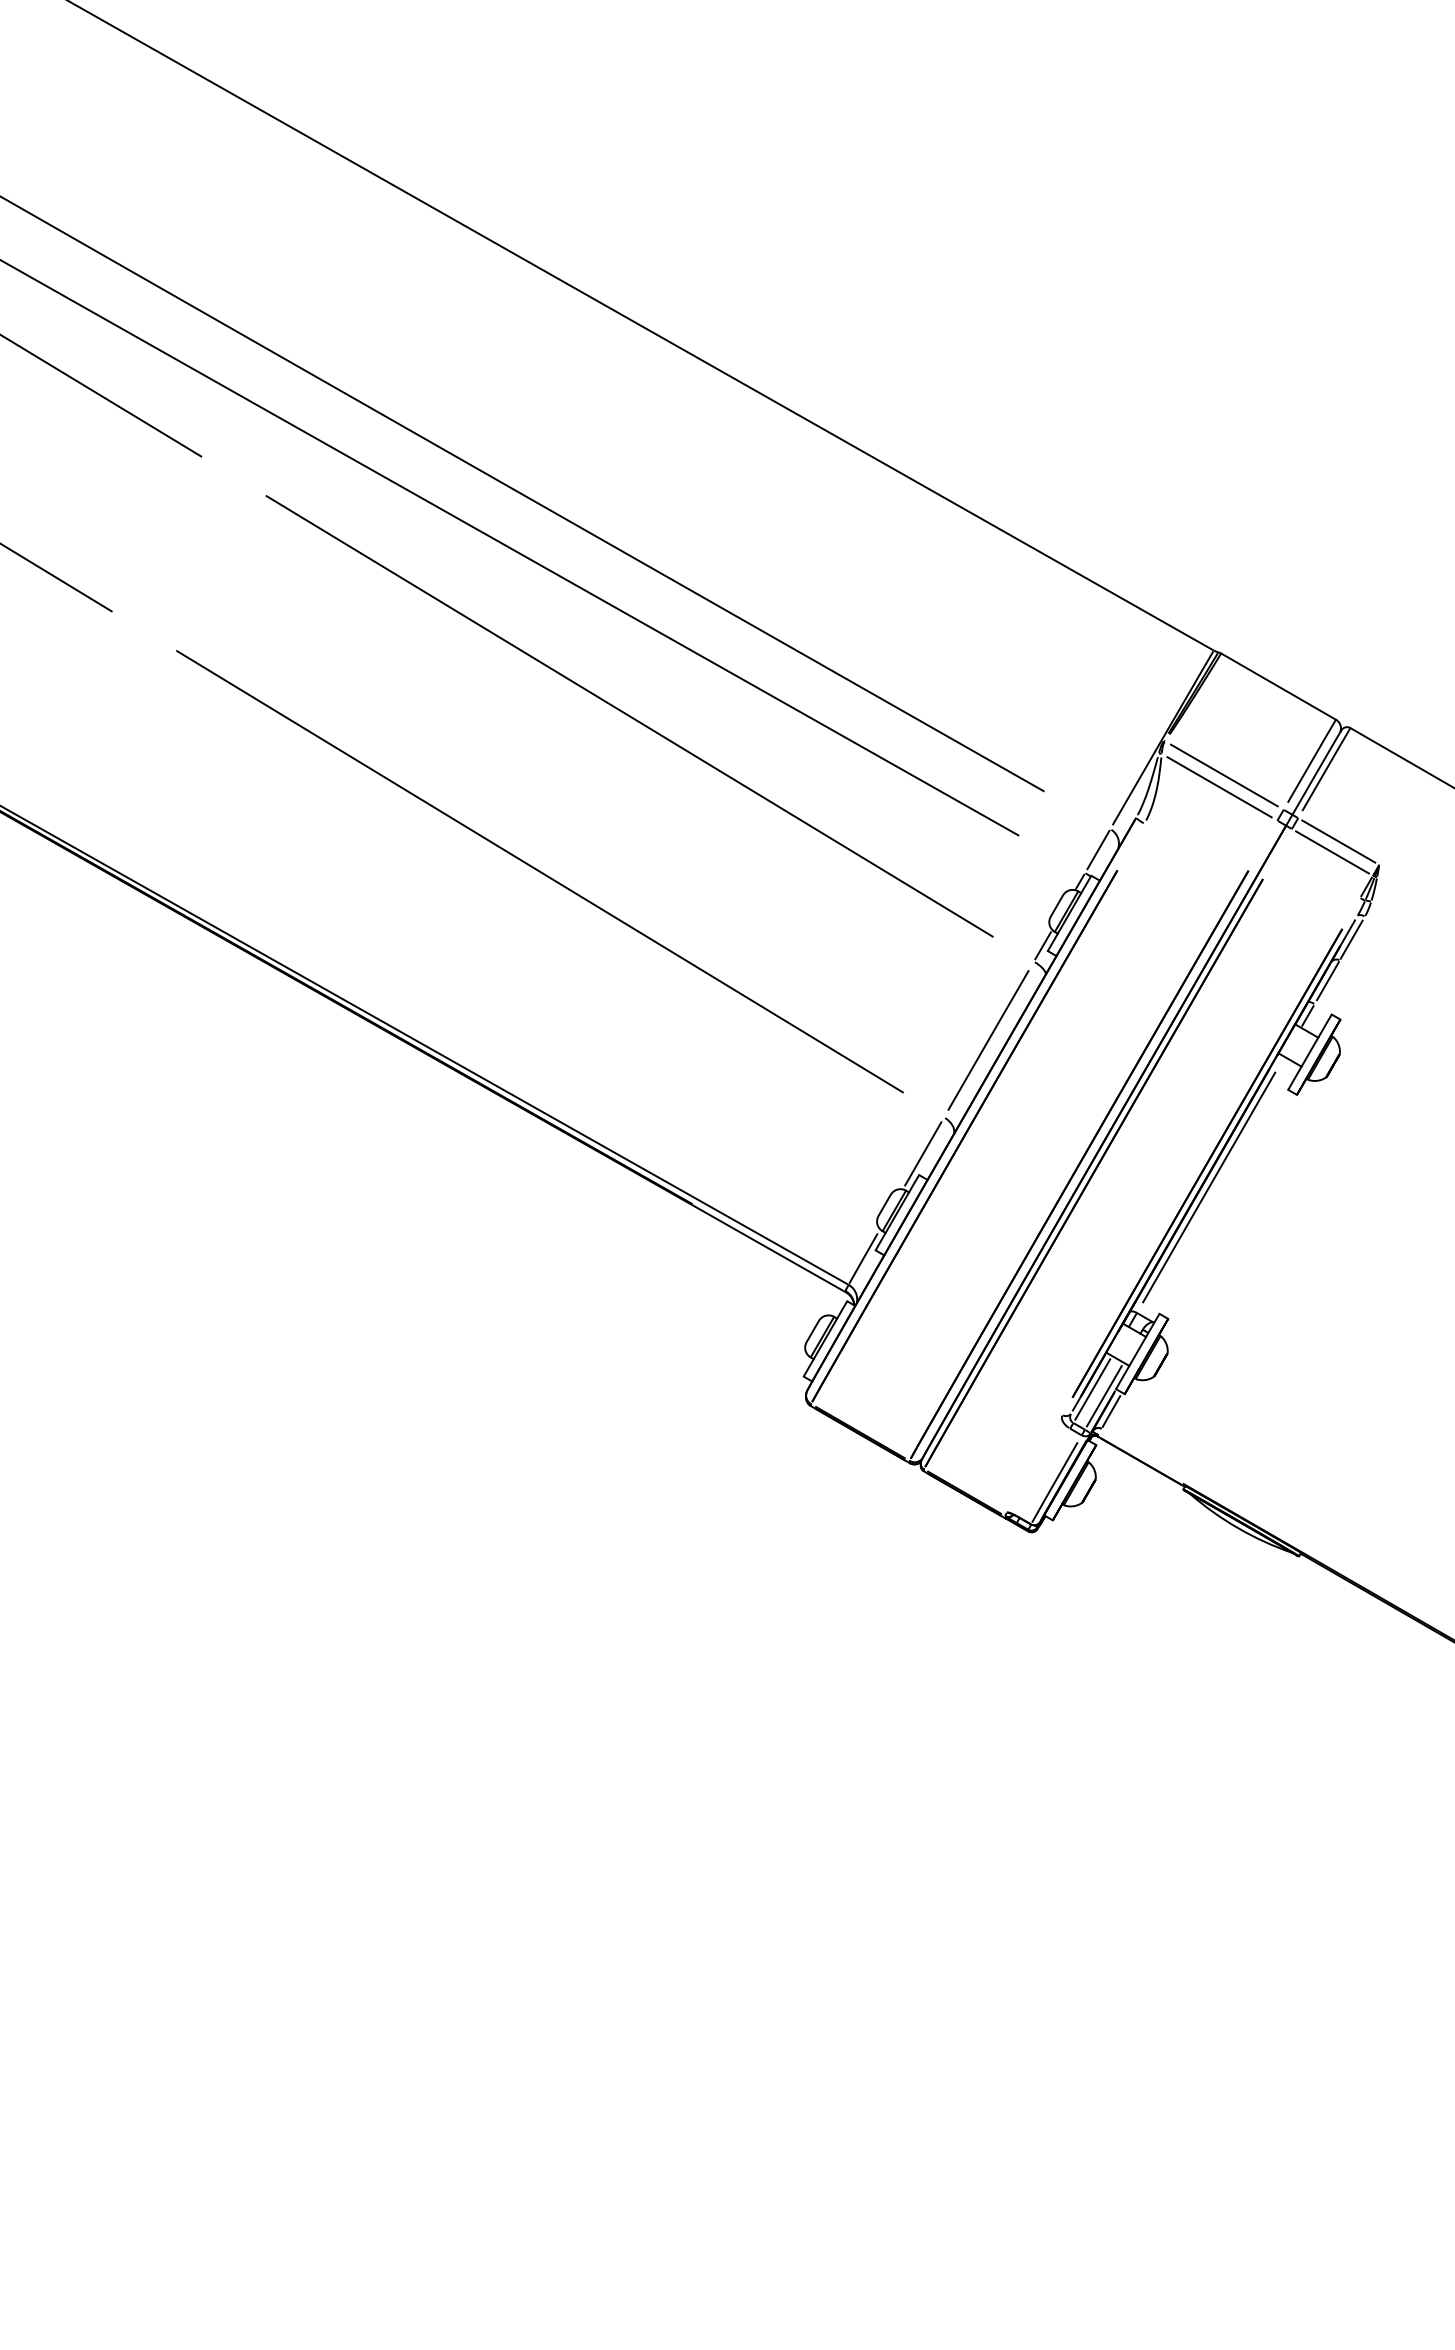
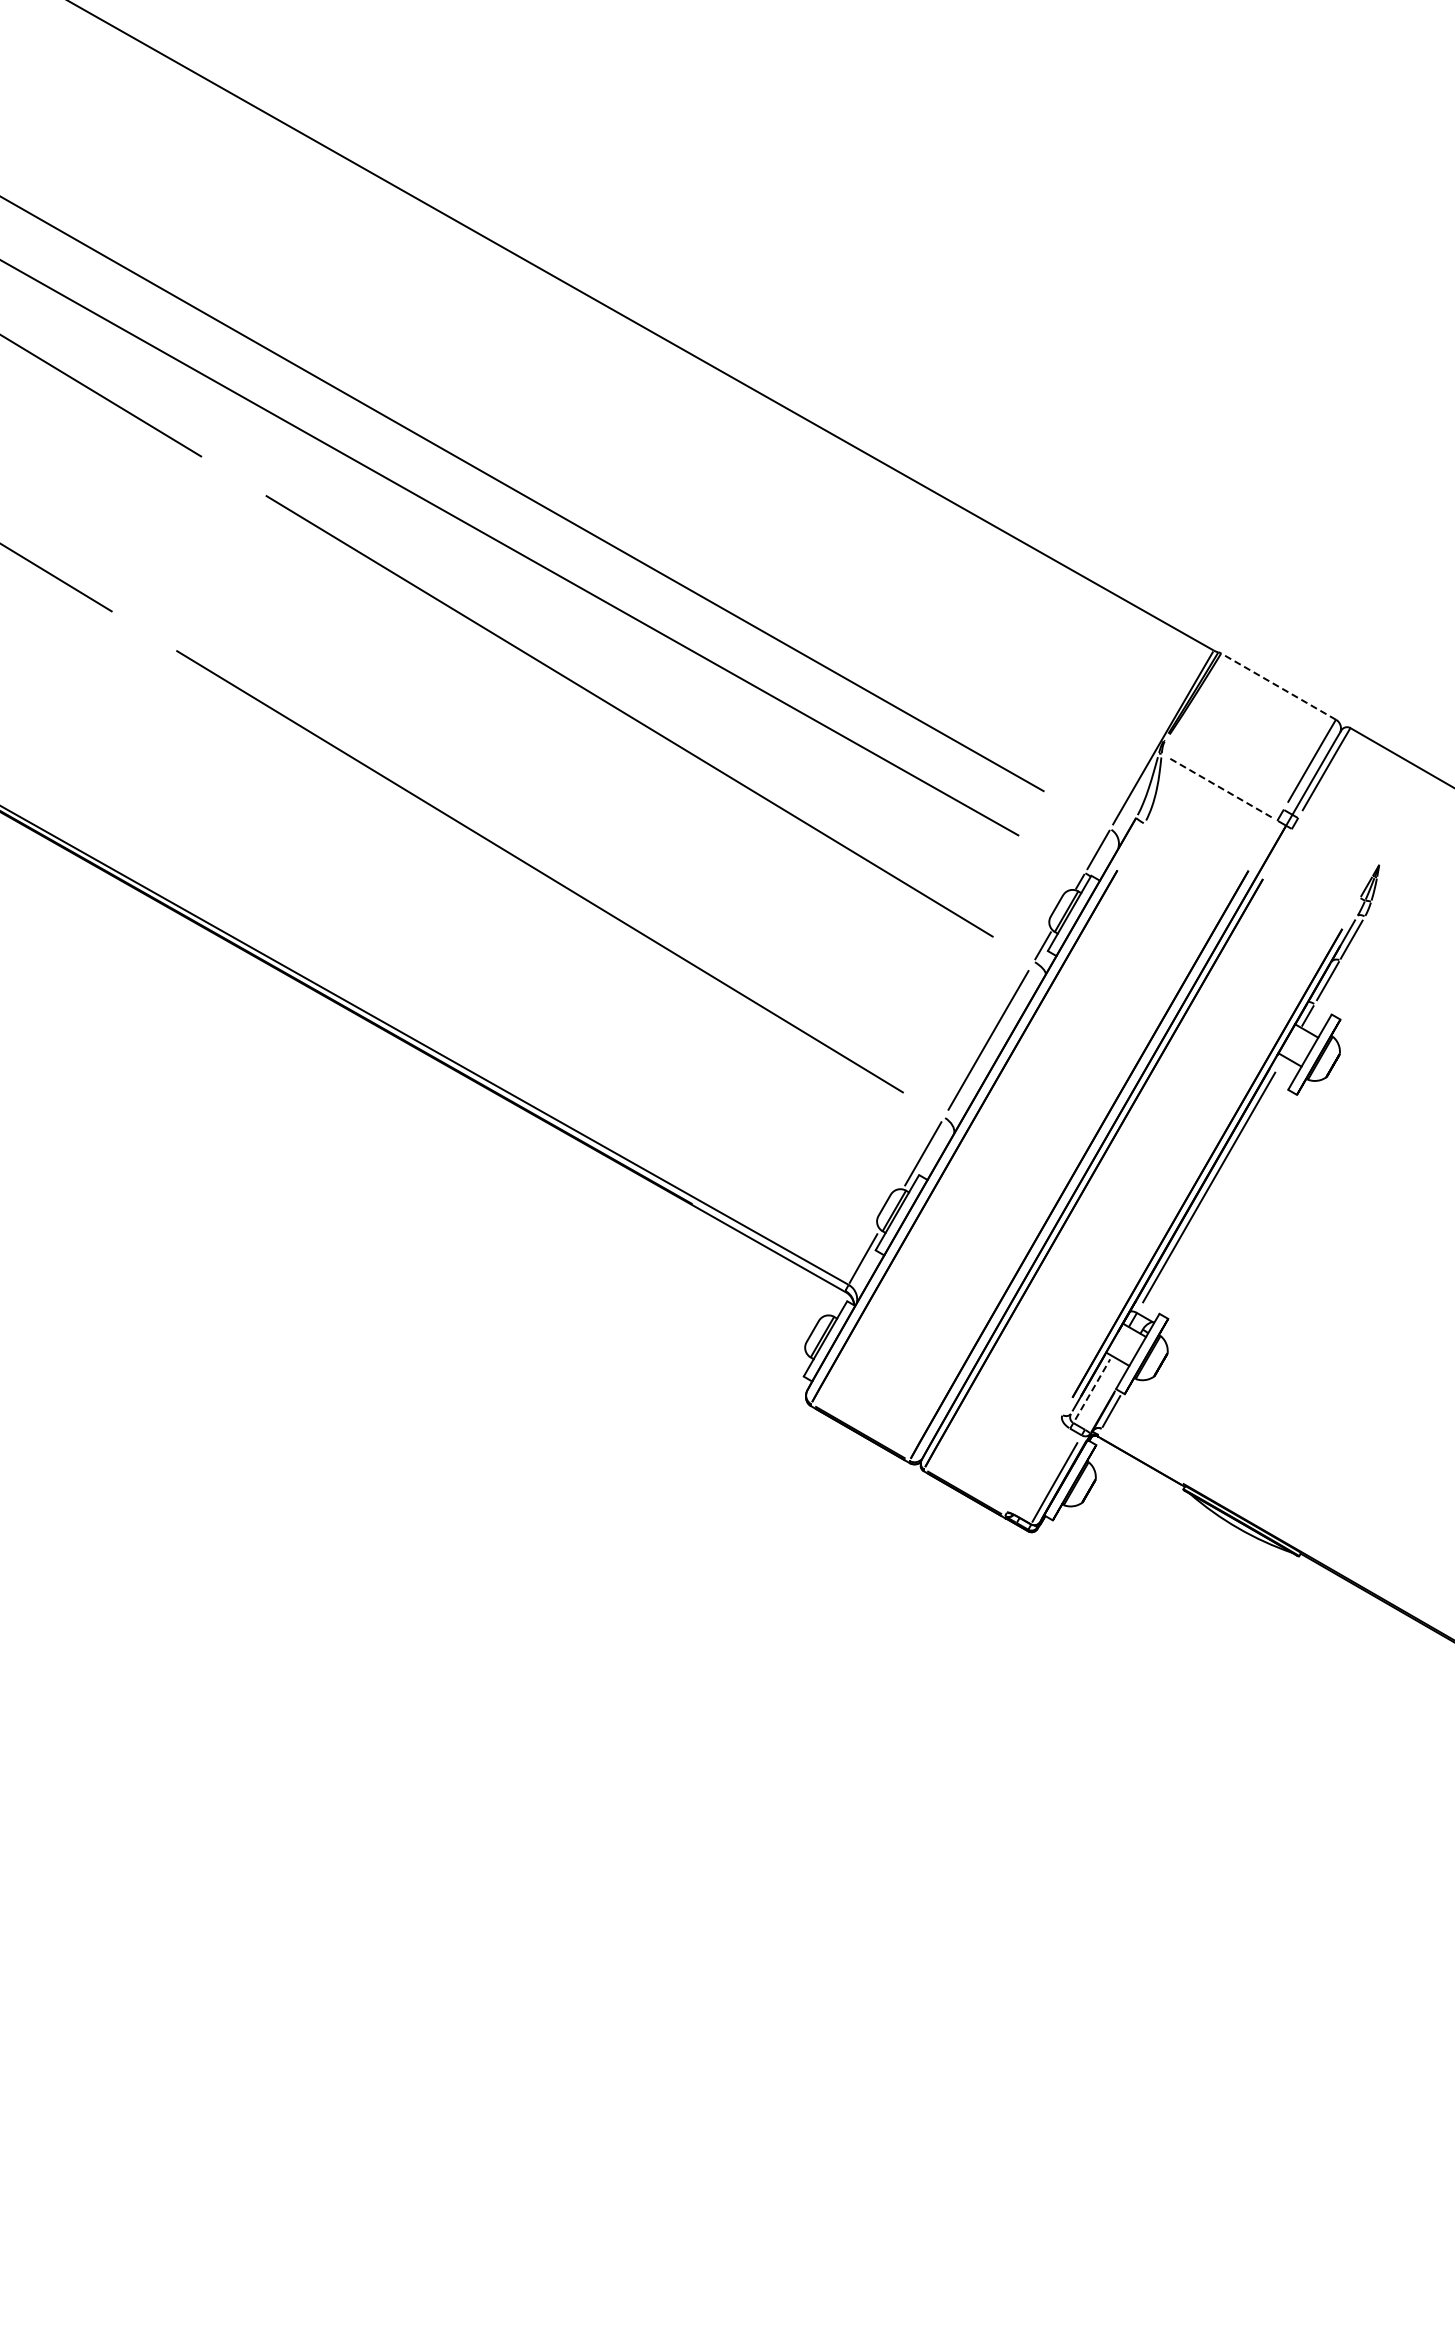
line: solid -> dashed (1278, 686)
line: present -> none (1223, 775)
line: solid -> dashed (1219, 787)
line: present -> none (1338, 841)
line: present -> none (1332, 852)
line: solid -> dashed (1092, 1389)
line: present -> none (1103, 1396)
